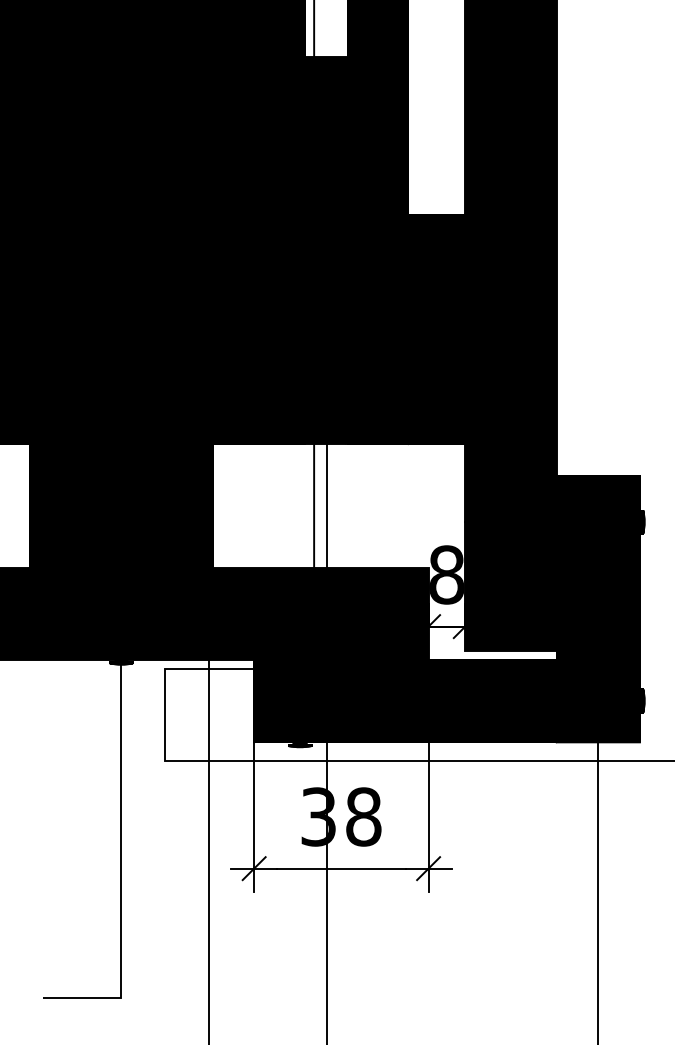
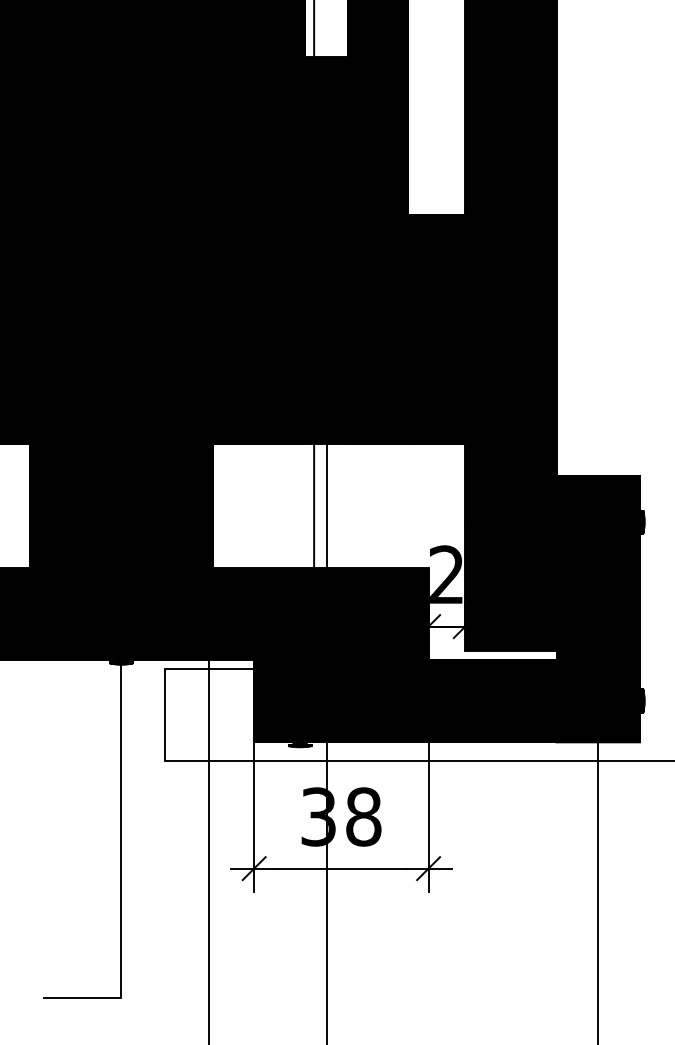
text: 8 -> 2 (446, 574)
